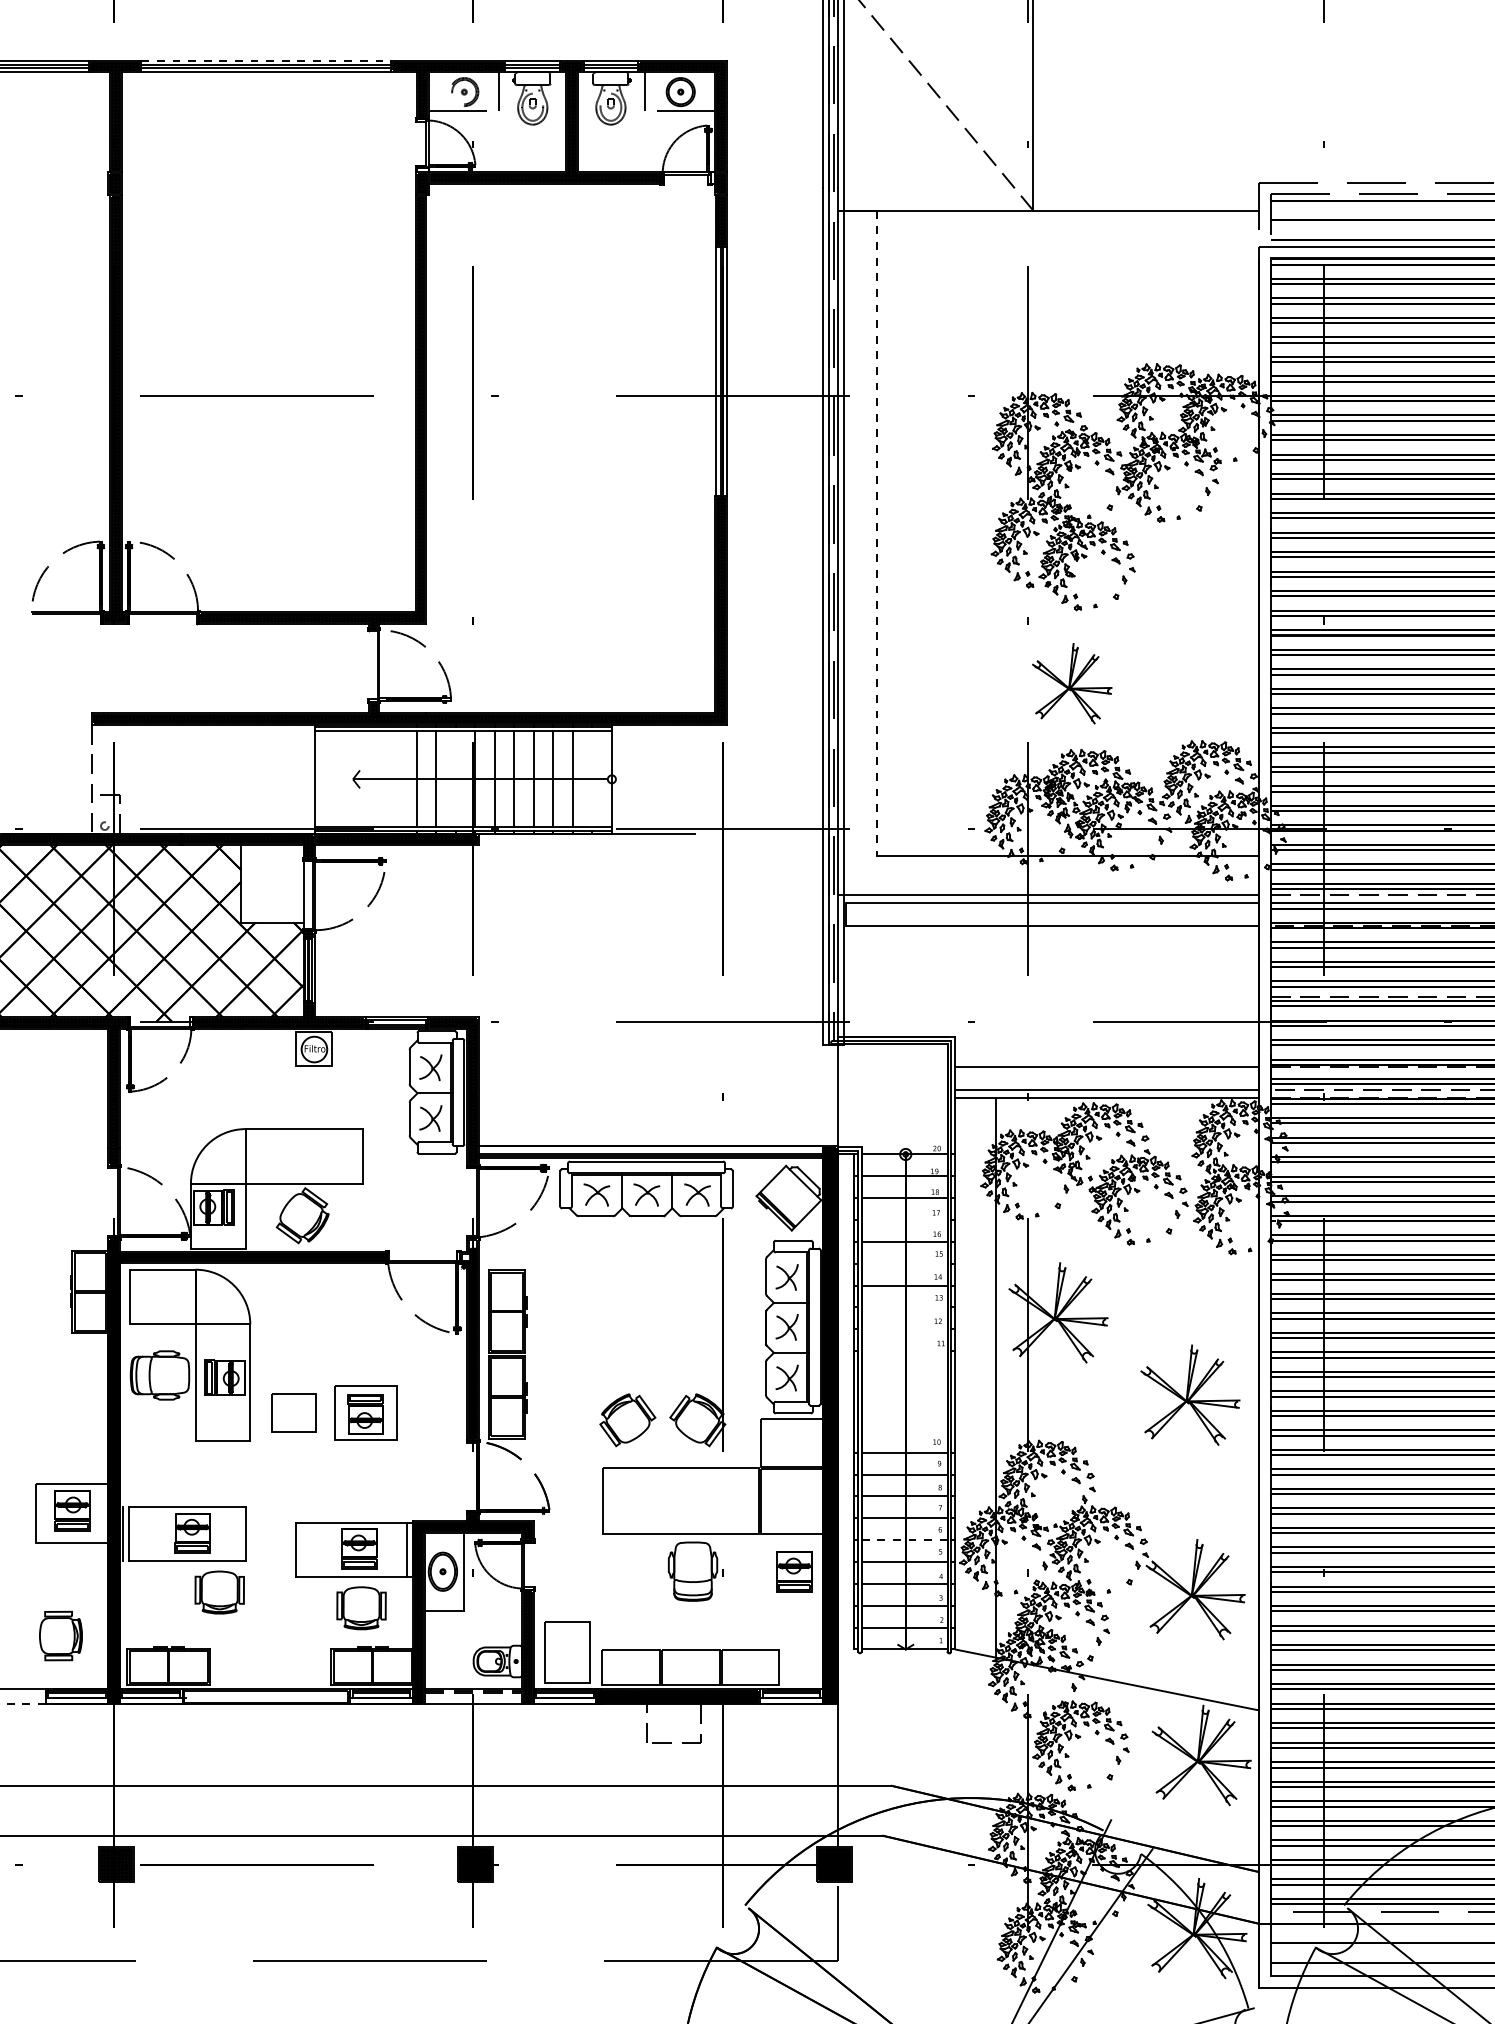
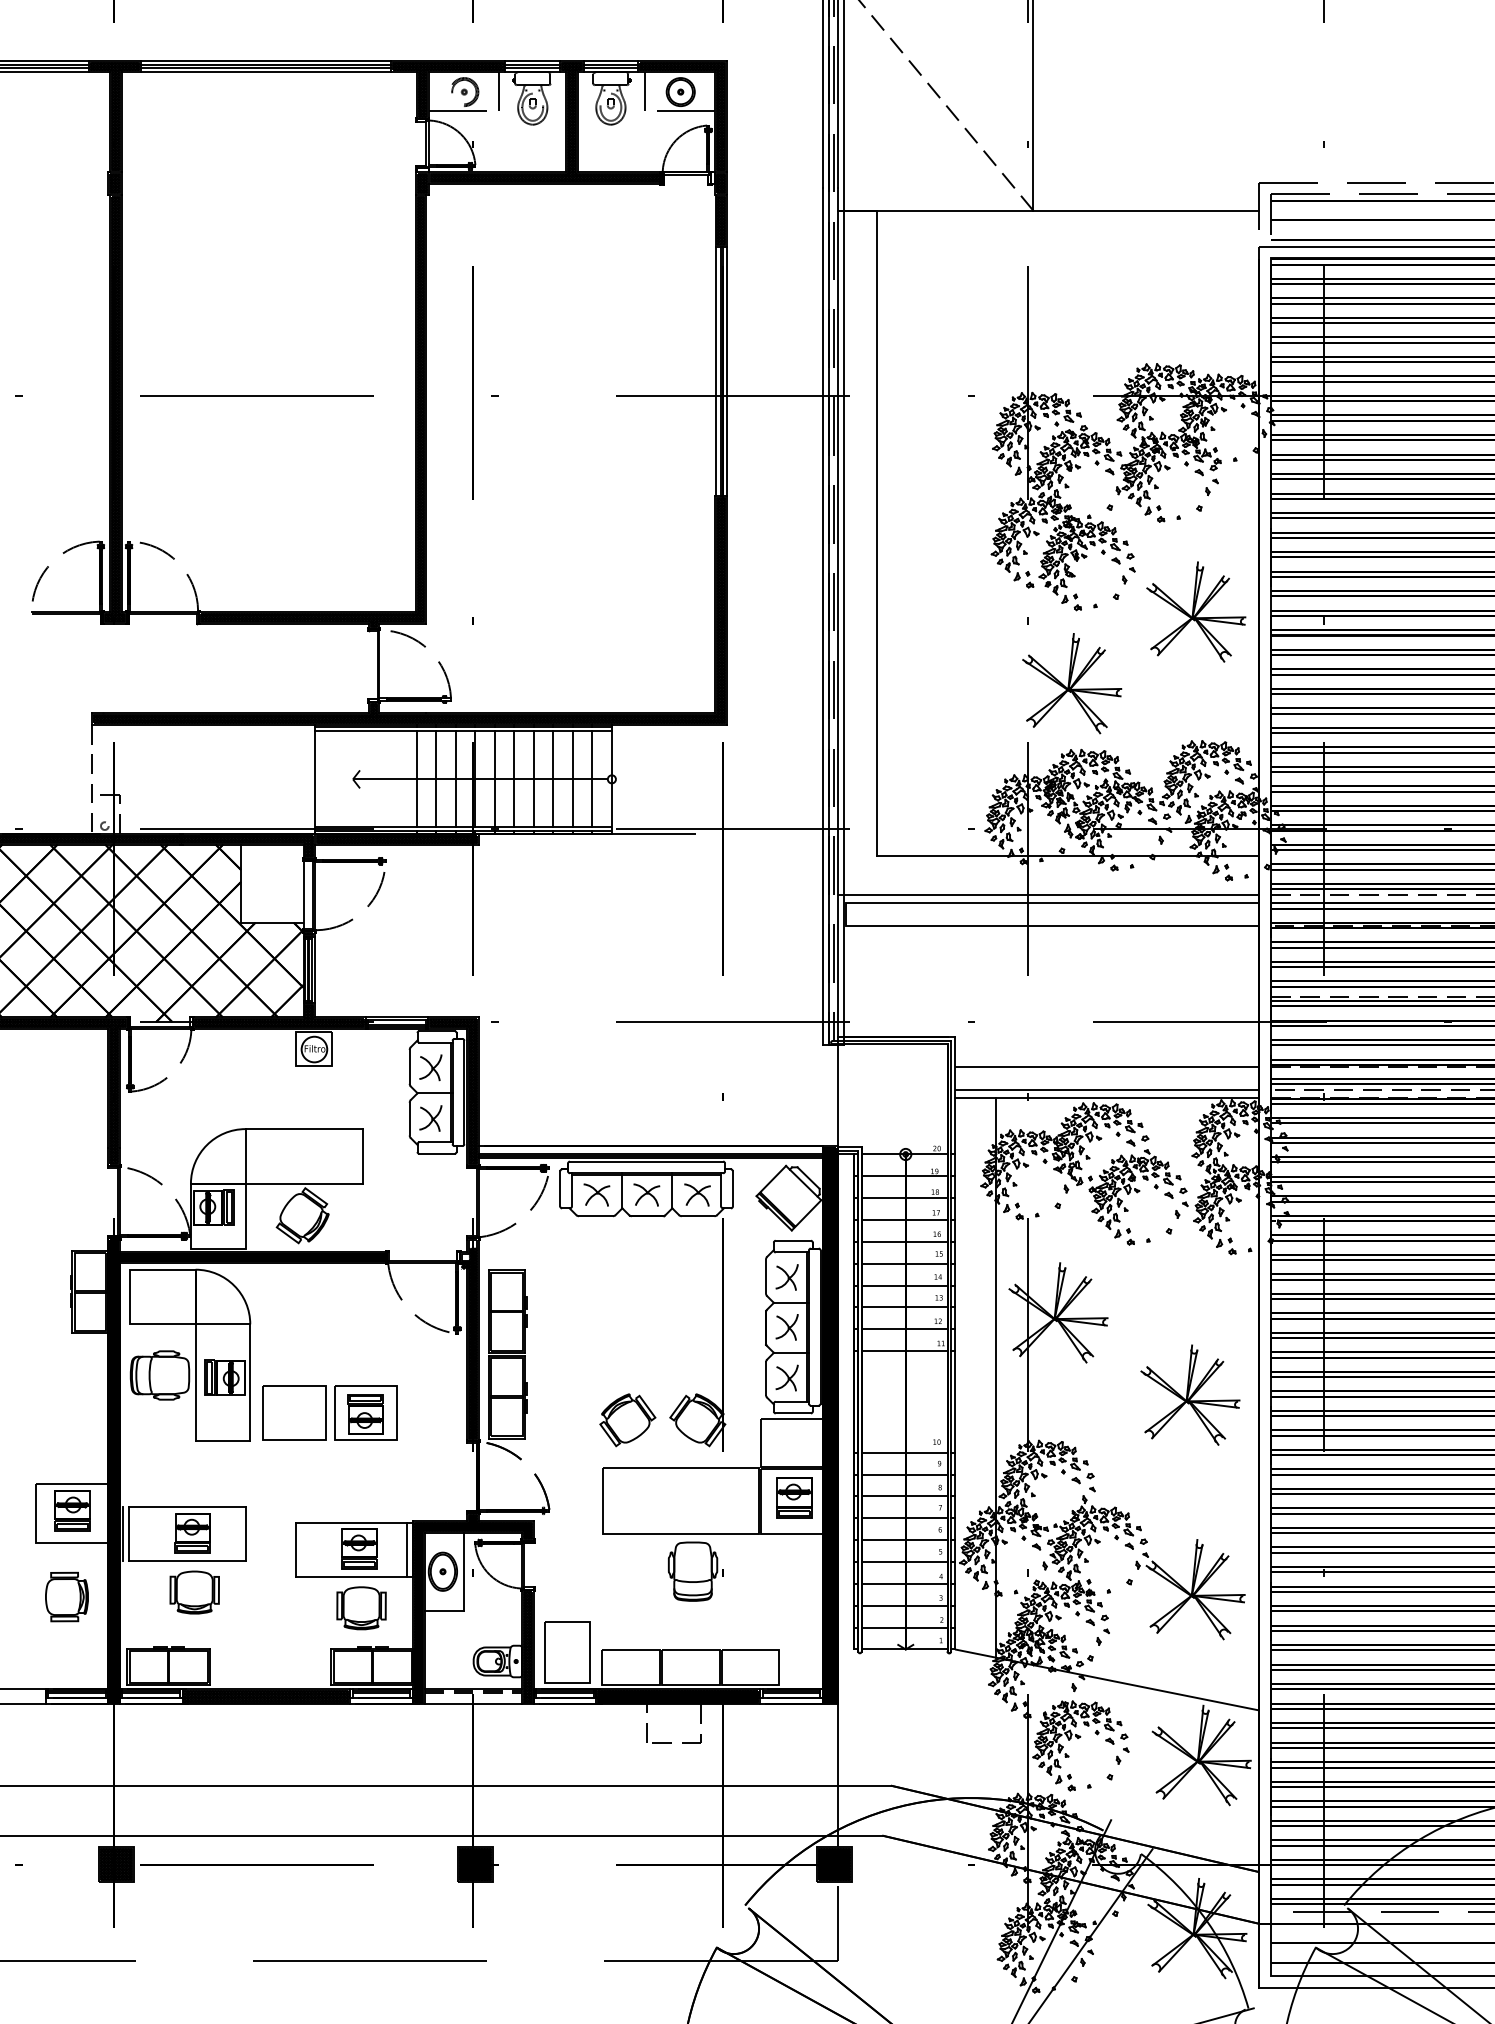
line: dashed -> solid (266, 60)
line: dashed -> solid (877, 533)
part: none -> present (1196, 611)
part size: 81x82 px -> 101x102 px (1072, 683)
line: none -> present (455, 779)
line: none -> present (592, 779)
line: none -> present (904, 1220)
line: none -> present (904, 1263)
line: none -> present (904, 1307)
line: none -> present (904, 1329)
line: none -> present (904, 1351)
part size: 46x40 px -> 65x56 px (294, 1412)
line: dashed -> solid (904, 1540)
part position: (794, 1571) -> (794, 1497) (794, 1497)
part position: (219, 1592) -> (194, 1592) (194, 1592)
part position: (60, 1635) -> (66, 1596) (66, 1596)
hatch: none -> present (266, 1696)
line: dashed -> solid (22, 1704)
